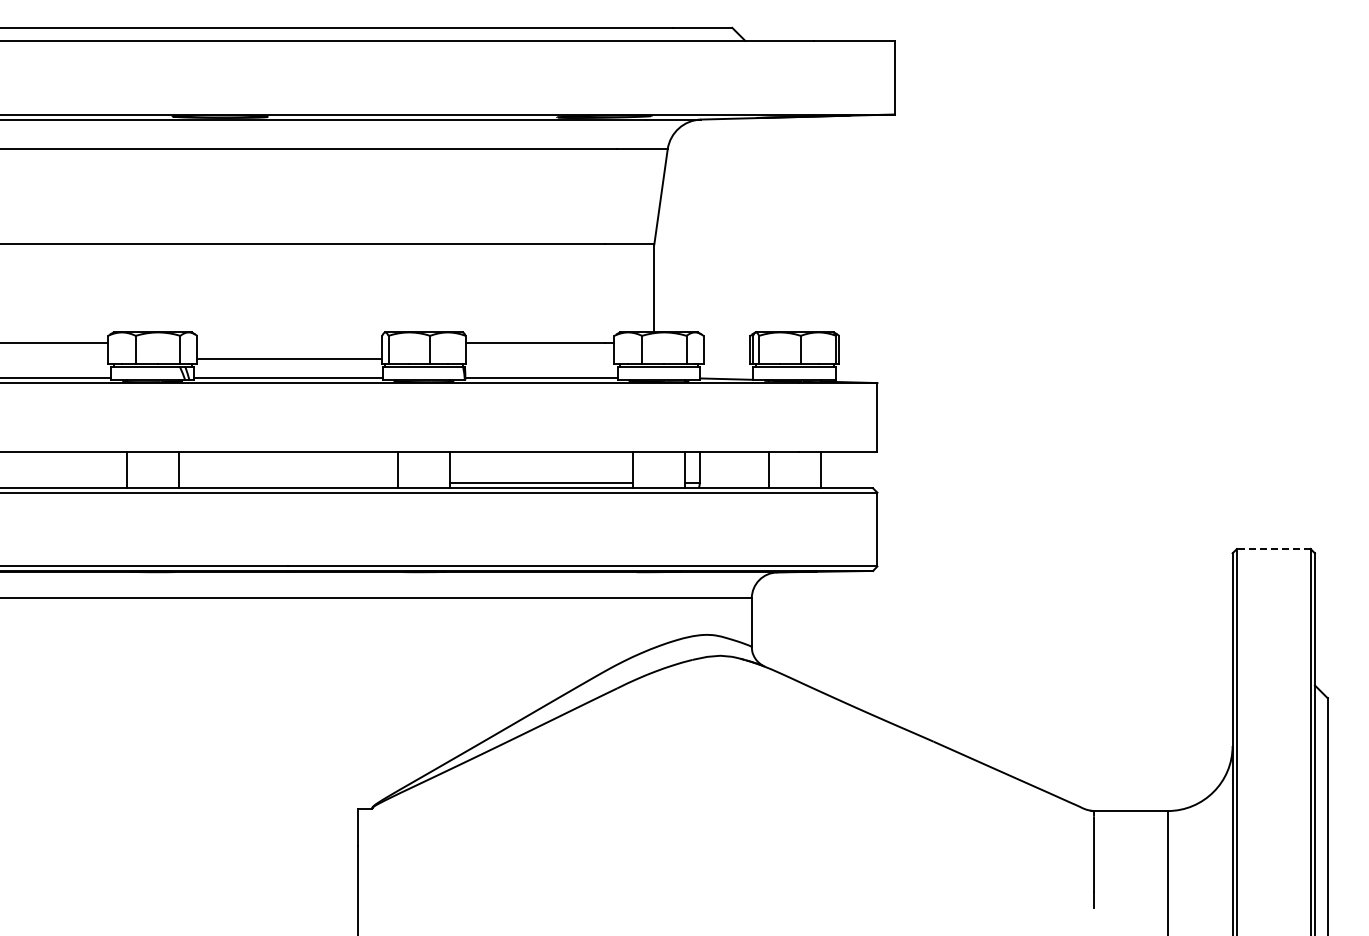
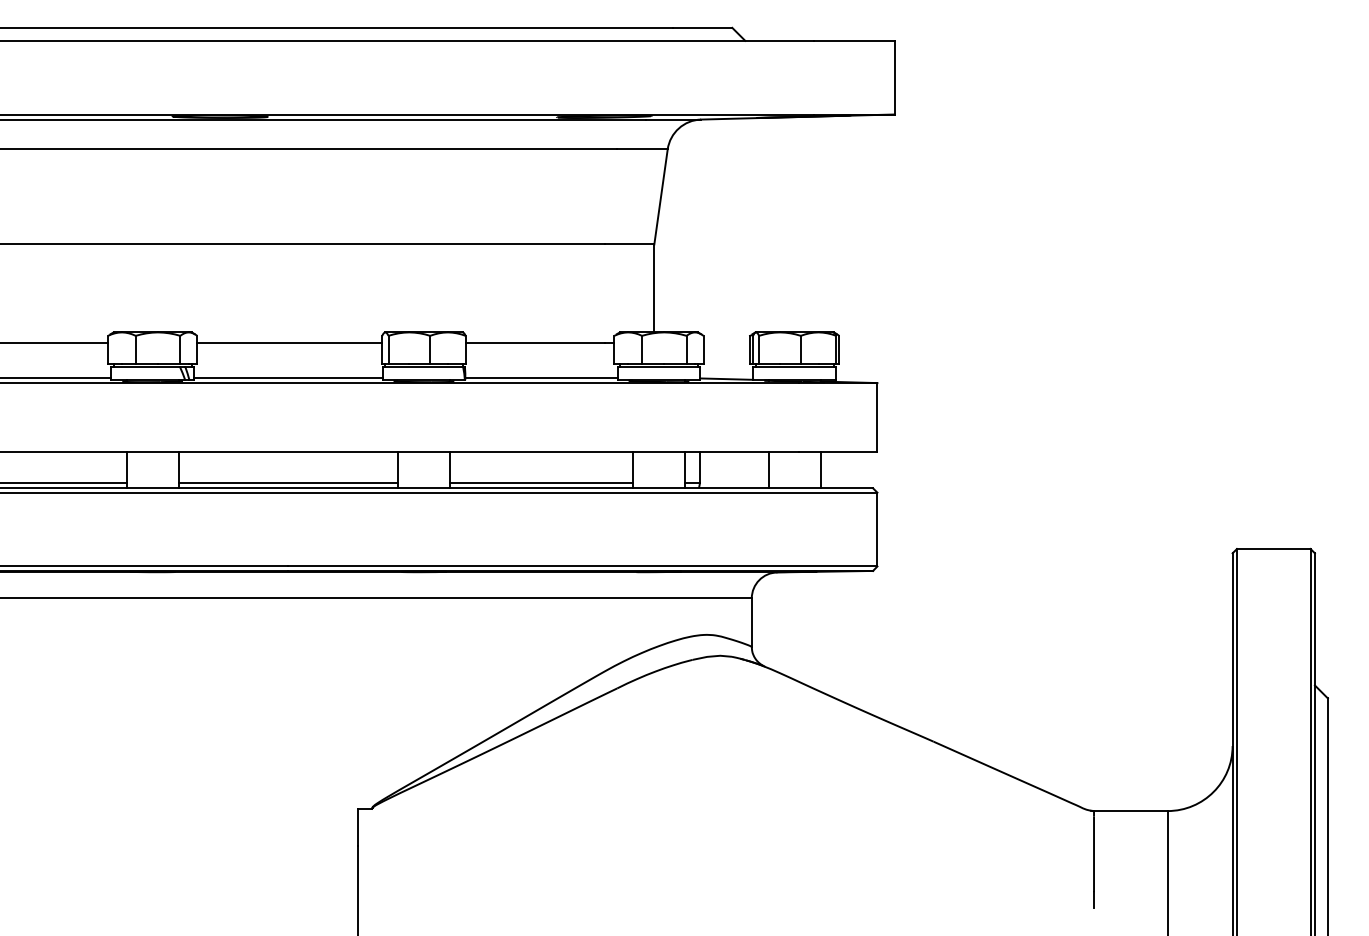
line position: (289, 359) -> (289, 343) (289, 343)
line: none -> present (64, 483)
line: none -> present (287, 483)
line: dashed -> solid (1273, 548)
